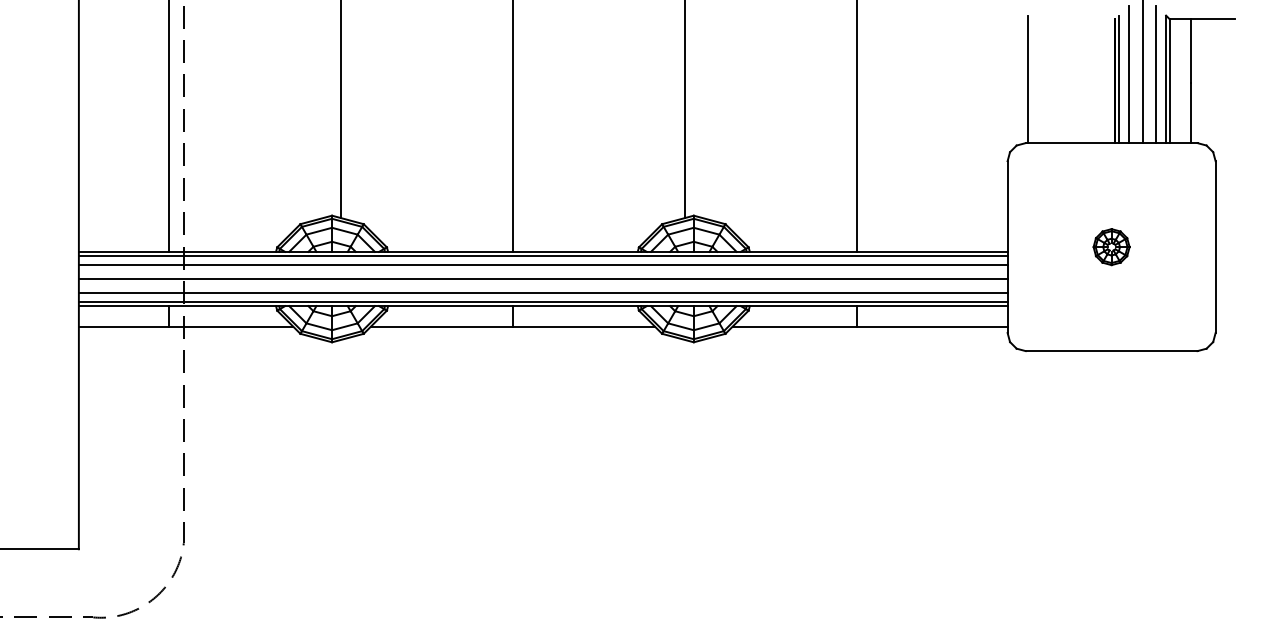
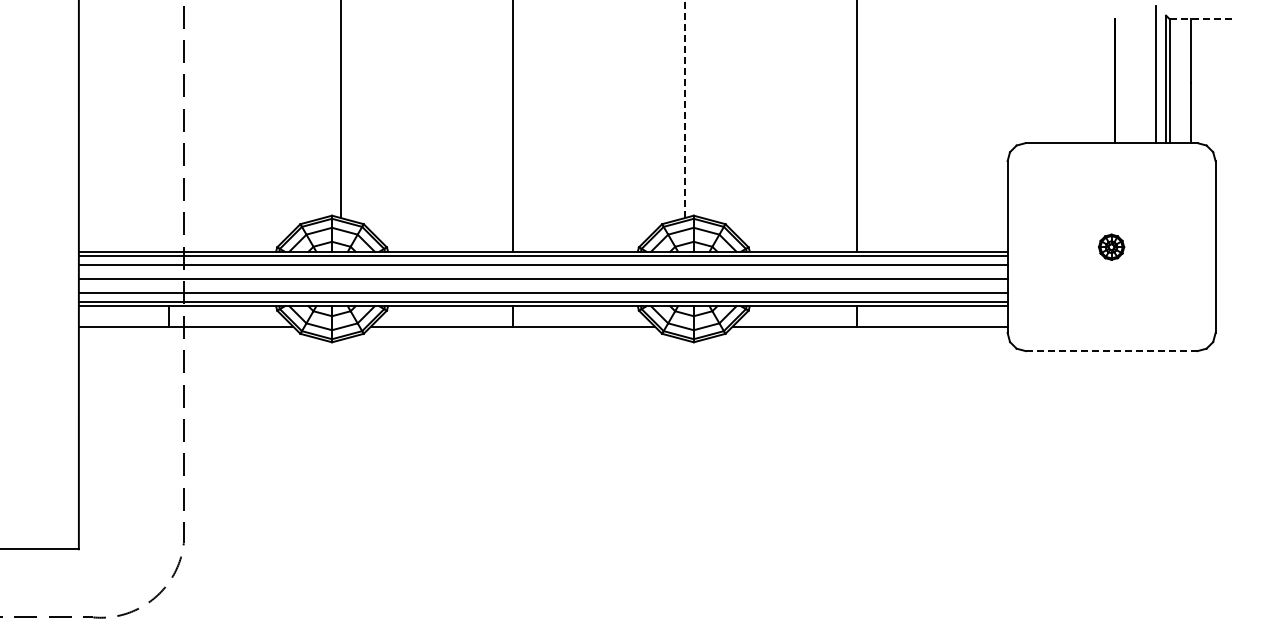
line: solid -> dashed (1202, 19)
line: present -> none (1142, 72)
line: present -> none (1129, 74)
line: present -> none (1028, 79)
line: present -> none (1119, 79)
line: solid -> dashed (684, 109)
line: present -> none (169, 126)
part size: 39x39 px -> 28x28 px (1111, 246)
line: solid -> dashed (1111, 351)
